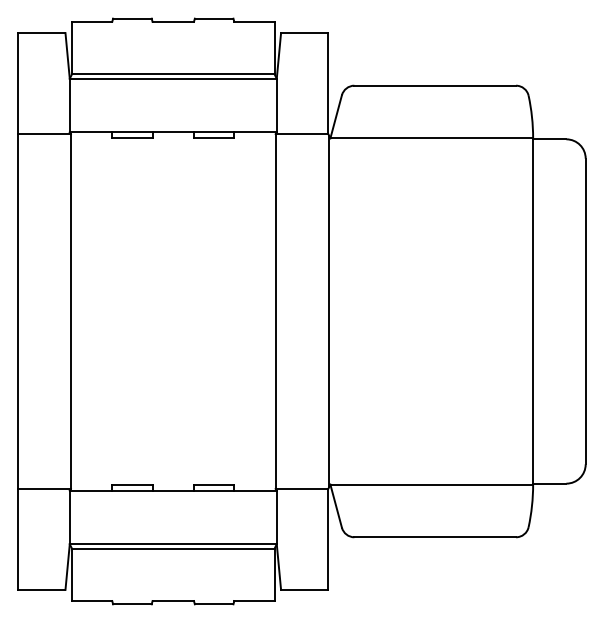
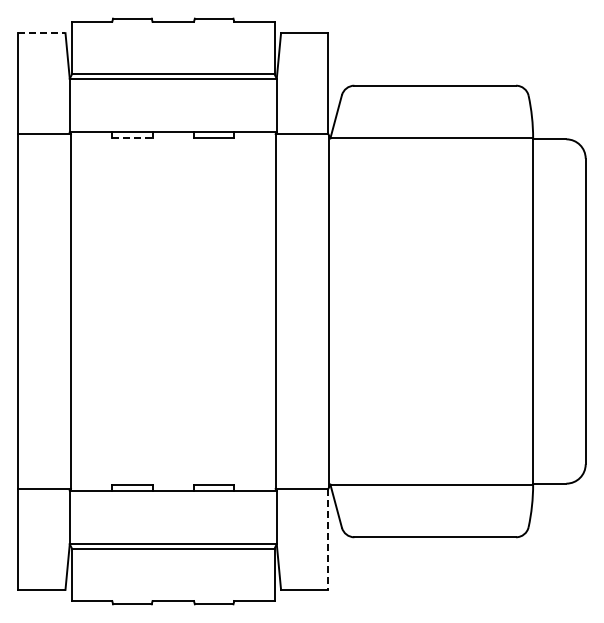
line: solid -> dashed (41, 33)
line: solid -> dashed (132, 137)
line: solid -> dashed (328, 539)
